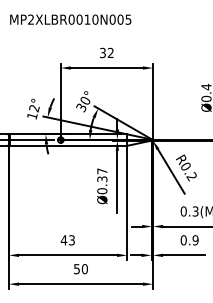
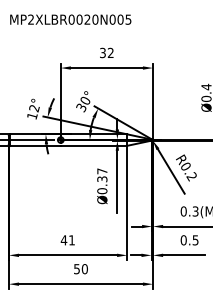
text: MP2XLBR0010N005 -> MP2XLBR0020N005 (87, 19)
text: 43 -> 41 (71, 240)
text: 0.9 -> 0.5 (195, 240)
